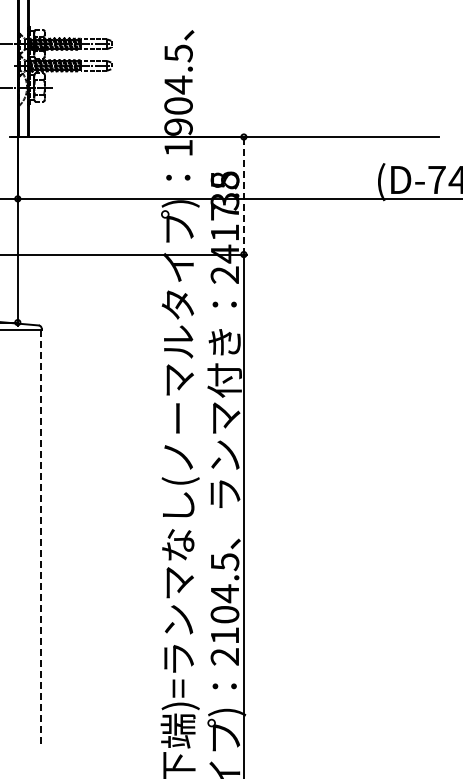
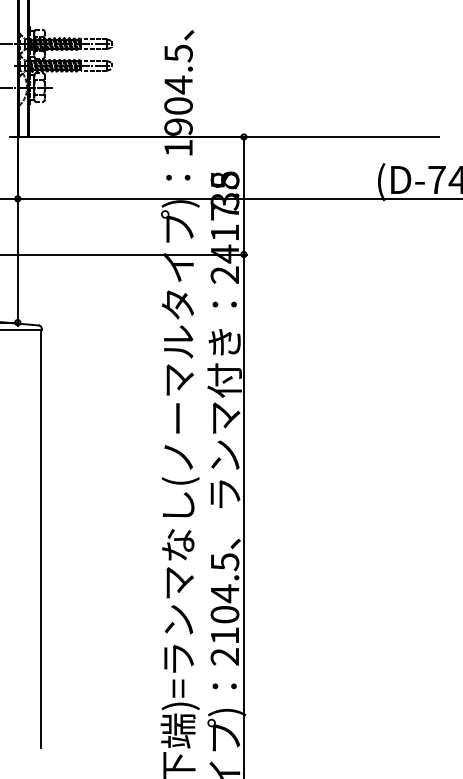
line: dashed -> solid (243, 195)
line: dashed -> solid (41, 539)
